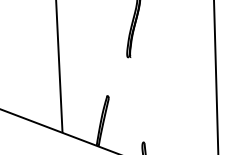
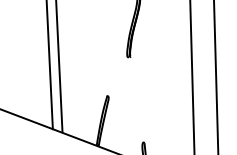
line: none -> present (49, 65)
line: none -> present (192, 76)
